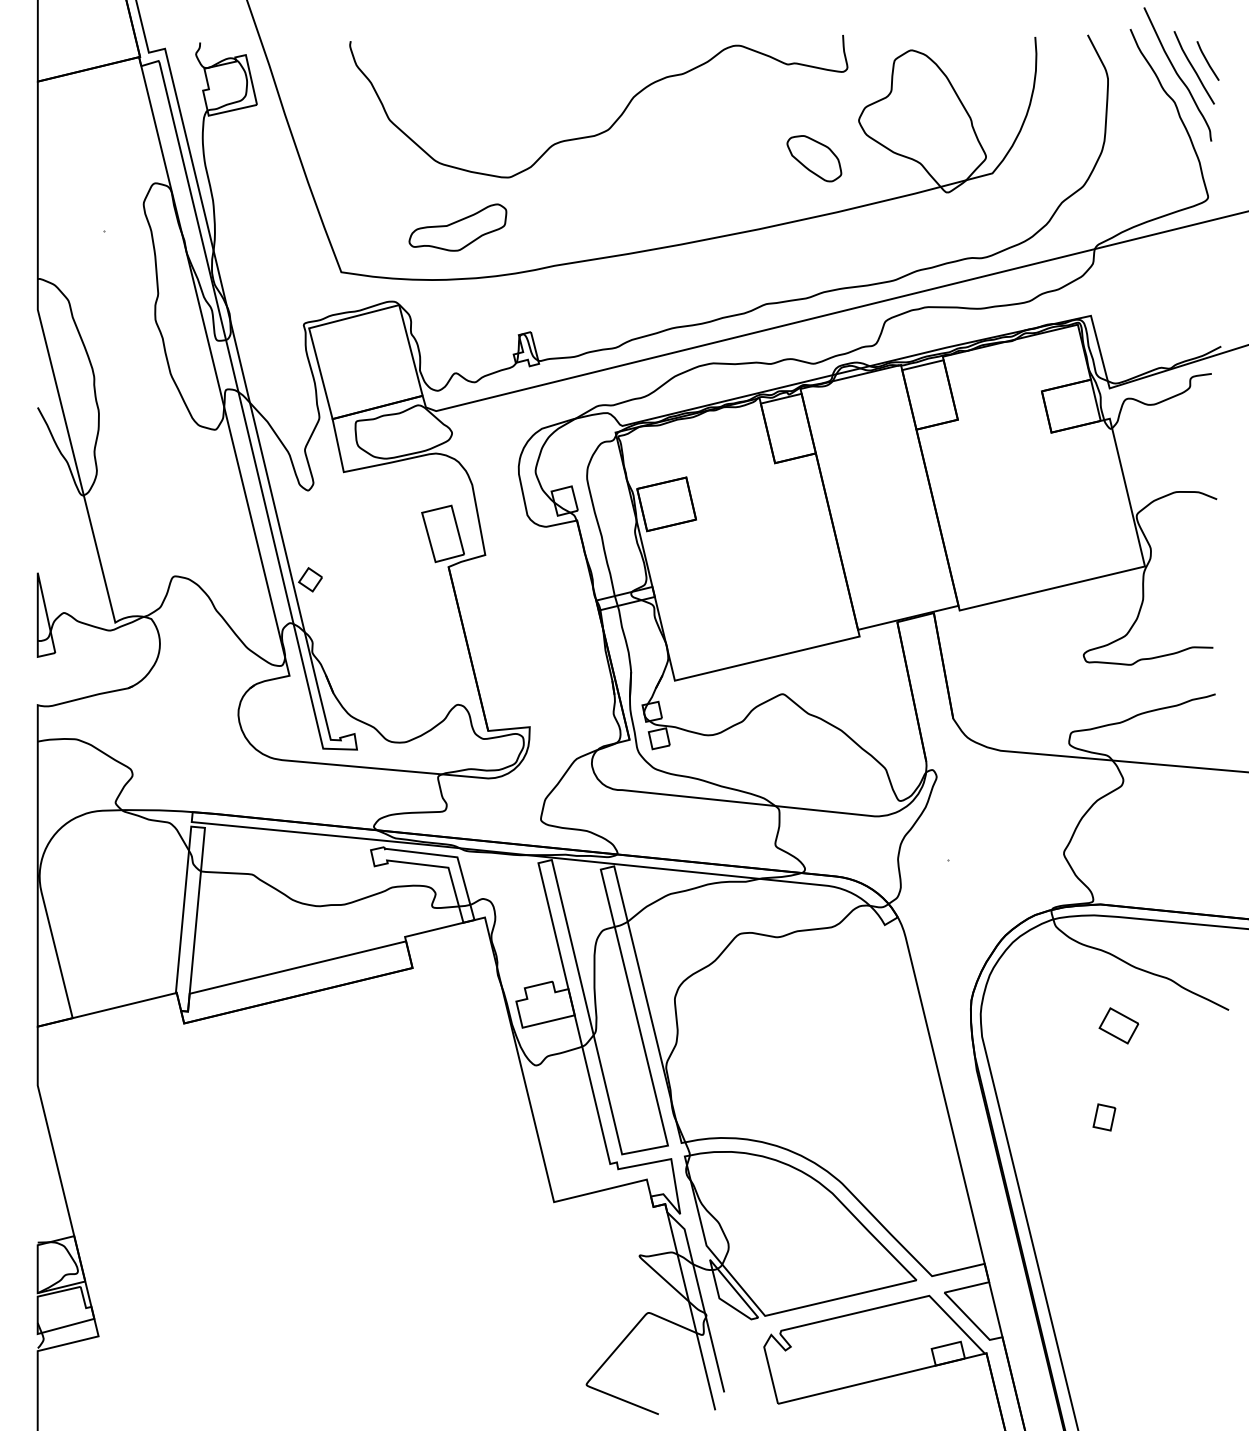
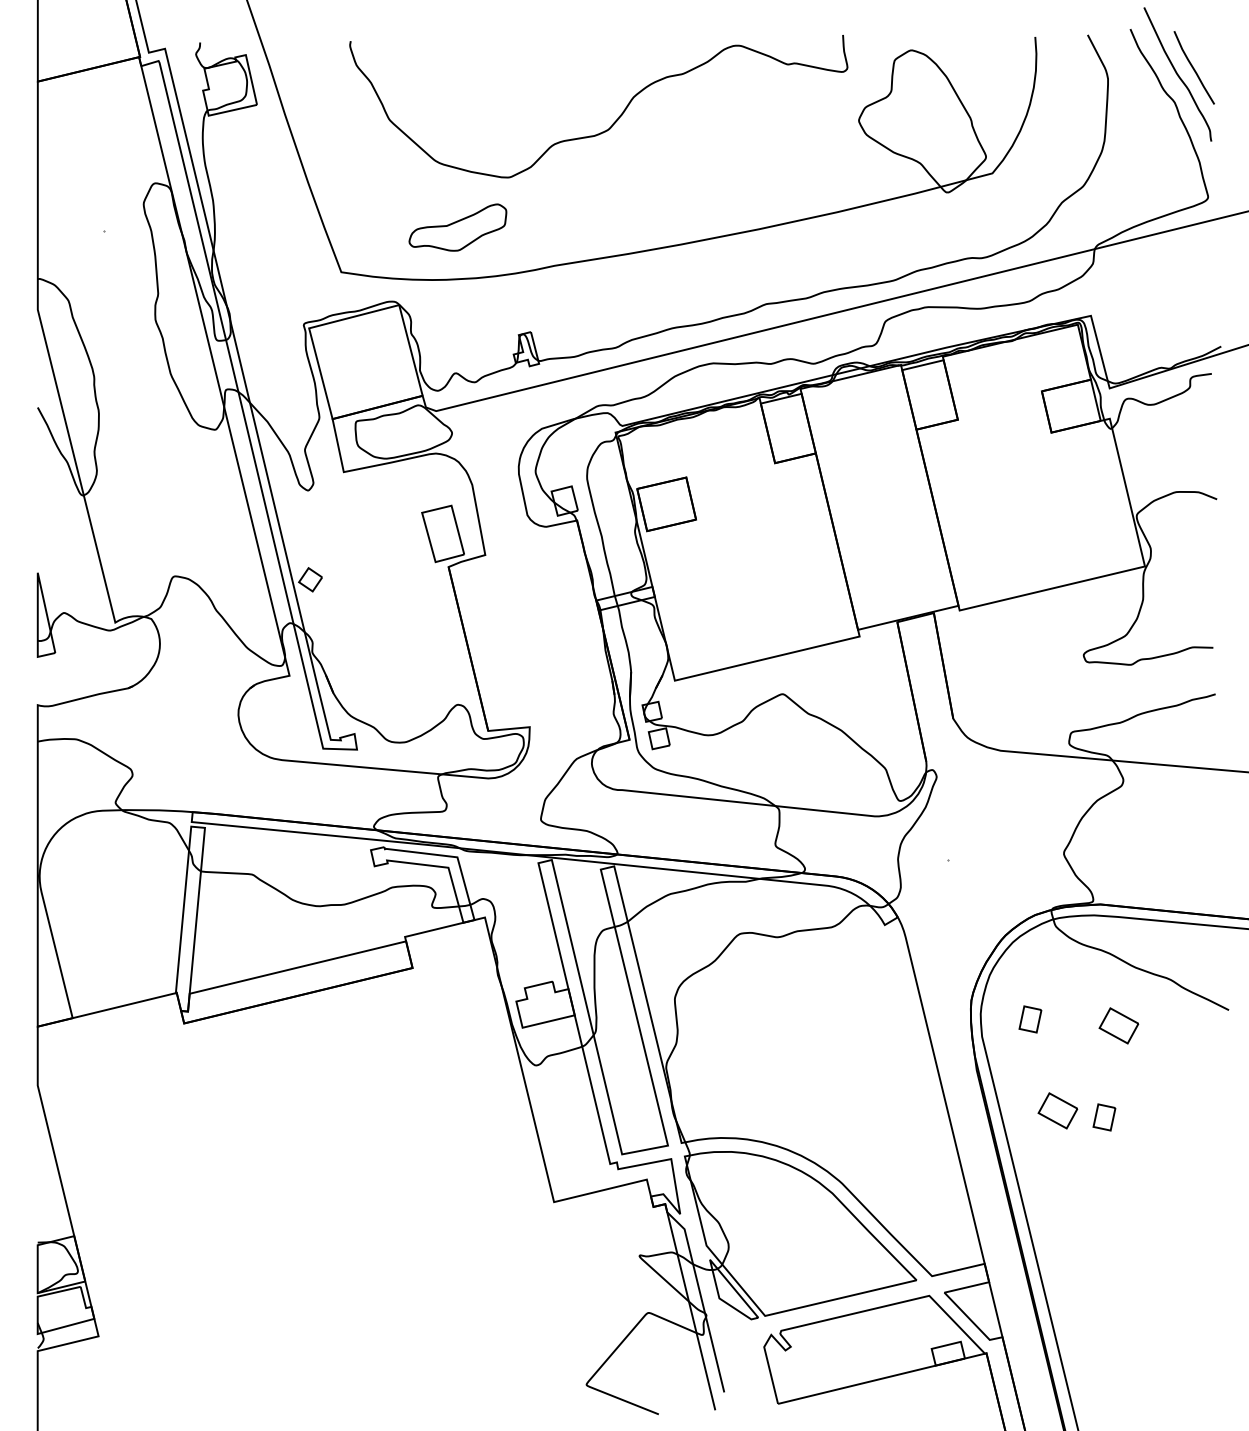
line: present -> none (1207, 60)
part: present -> none (814, 158)
part: none -> present (1030, 1019)
part: none -> present (1057, 1110)
